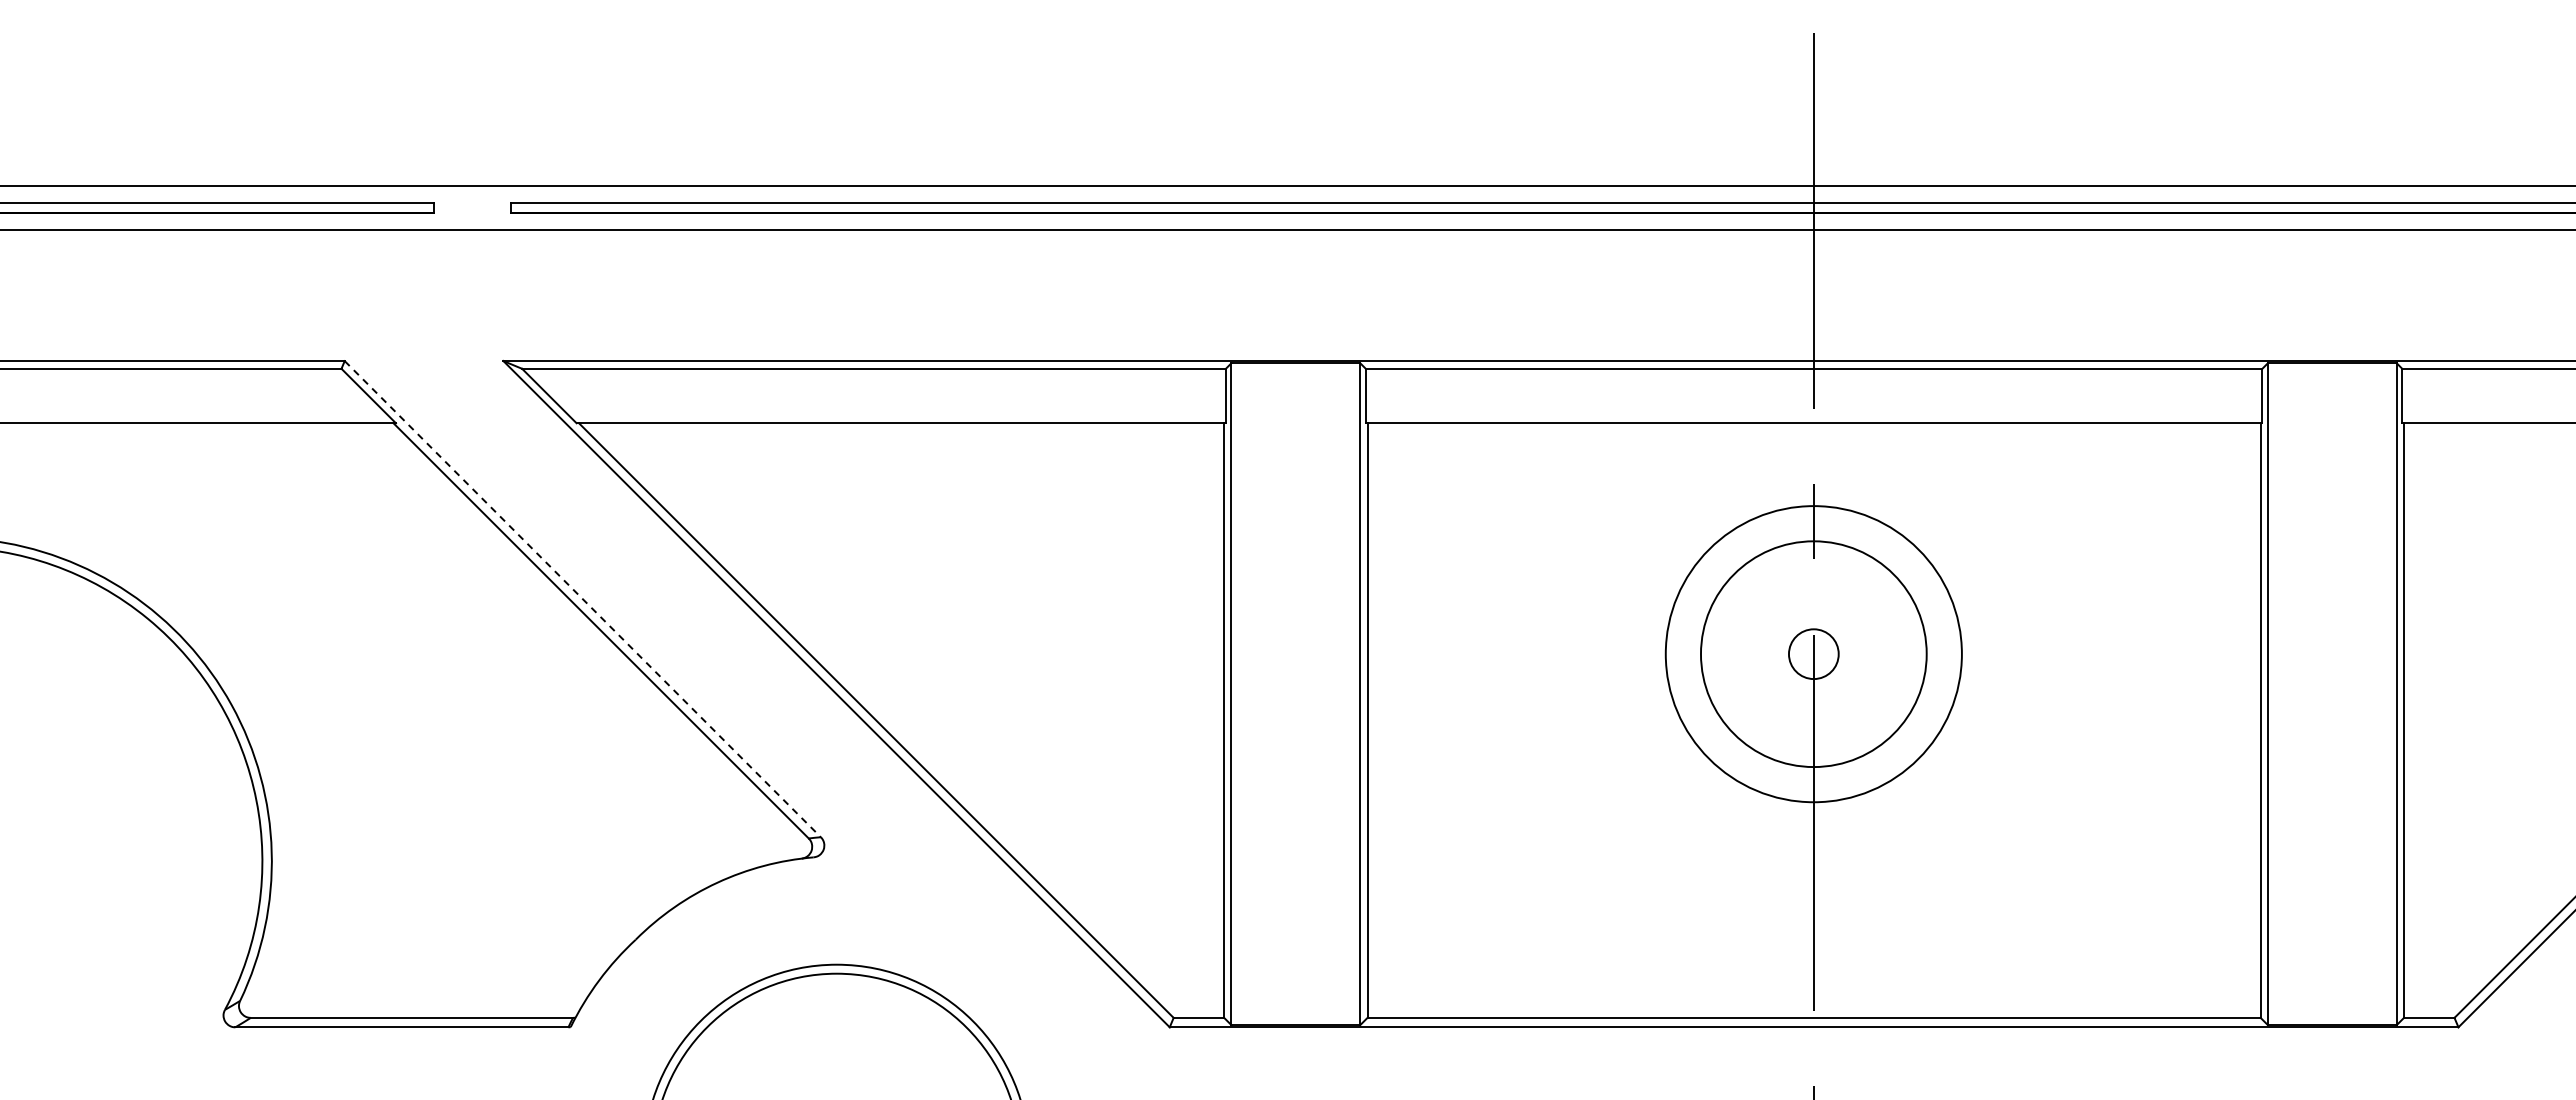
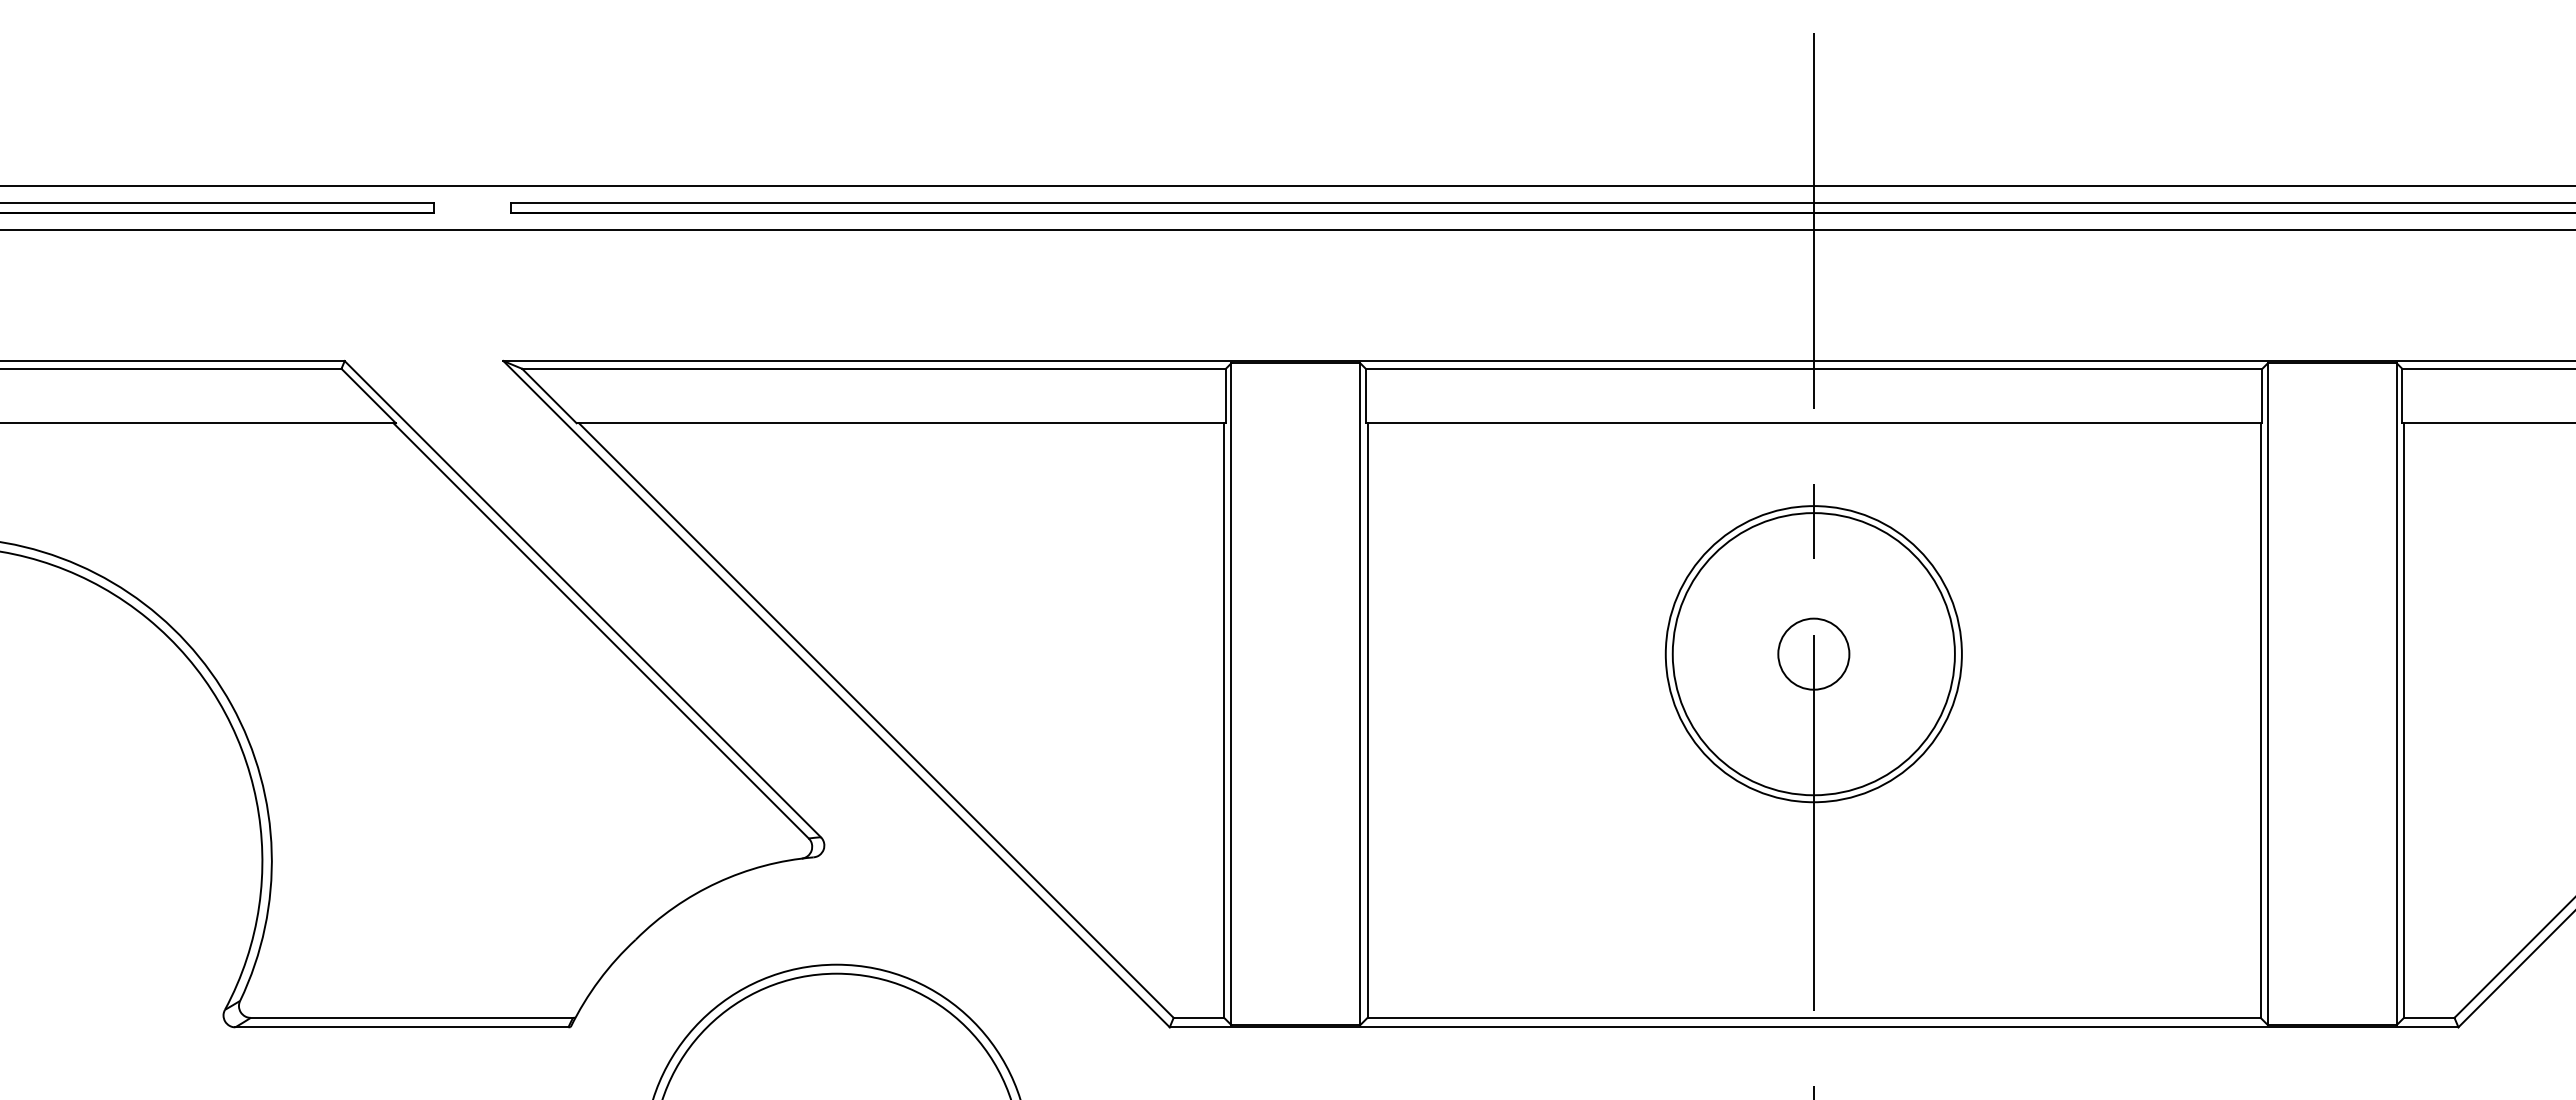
line: dashed -> solid (582, 599)
circle diameter: 226 px -> 282 px (1813, 654)
circle diameter: 50 px -> 71 px (1813, 653)
